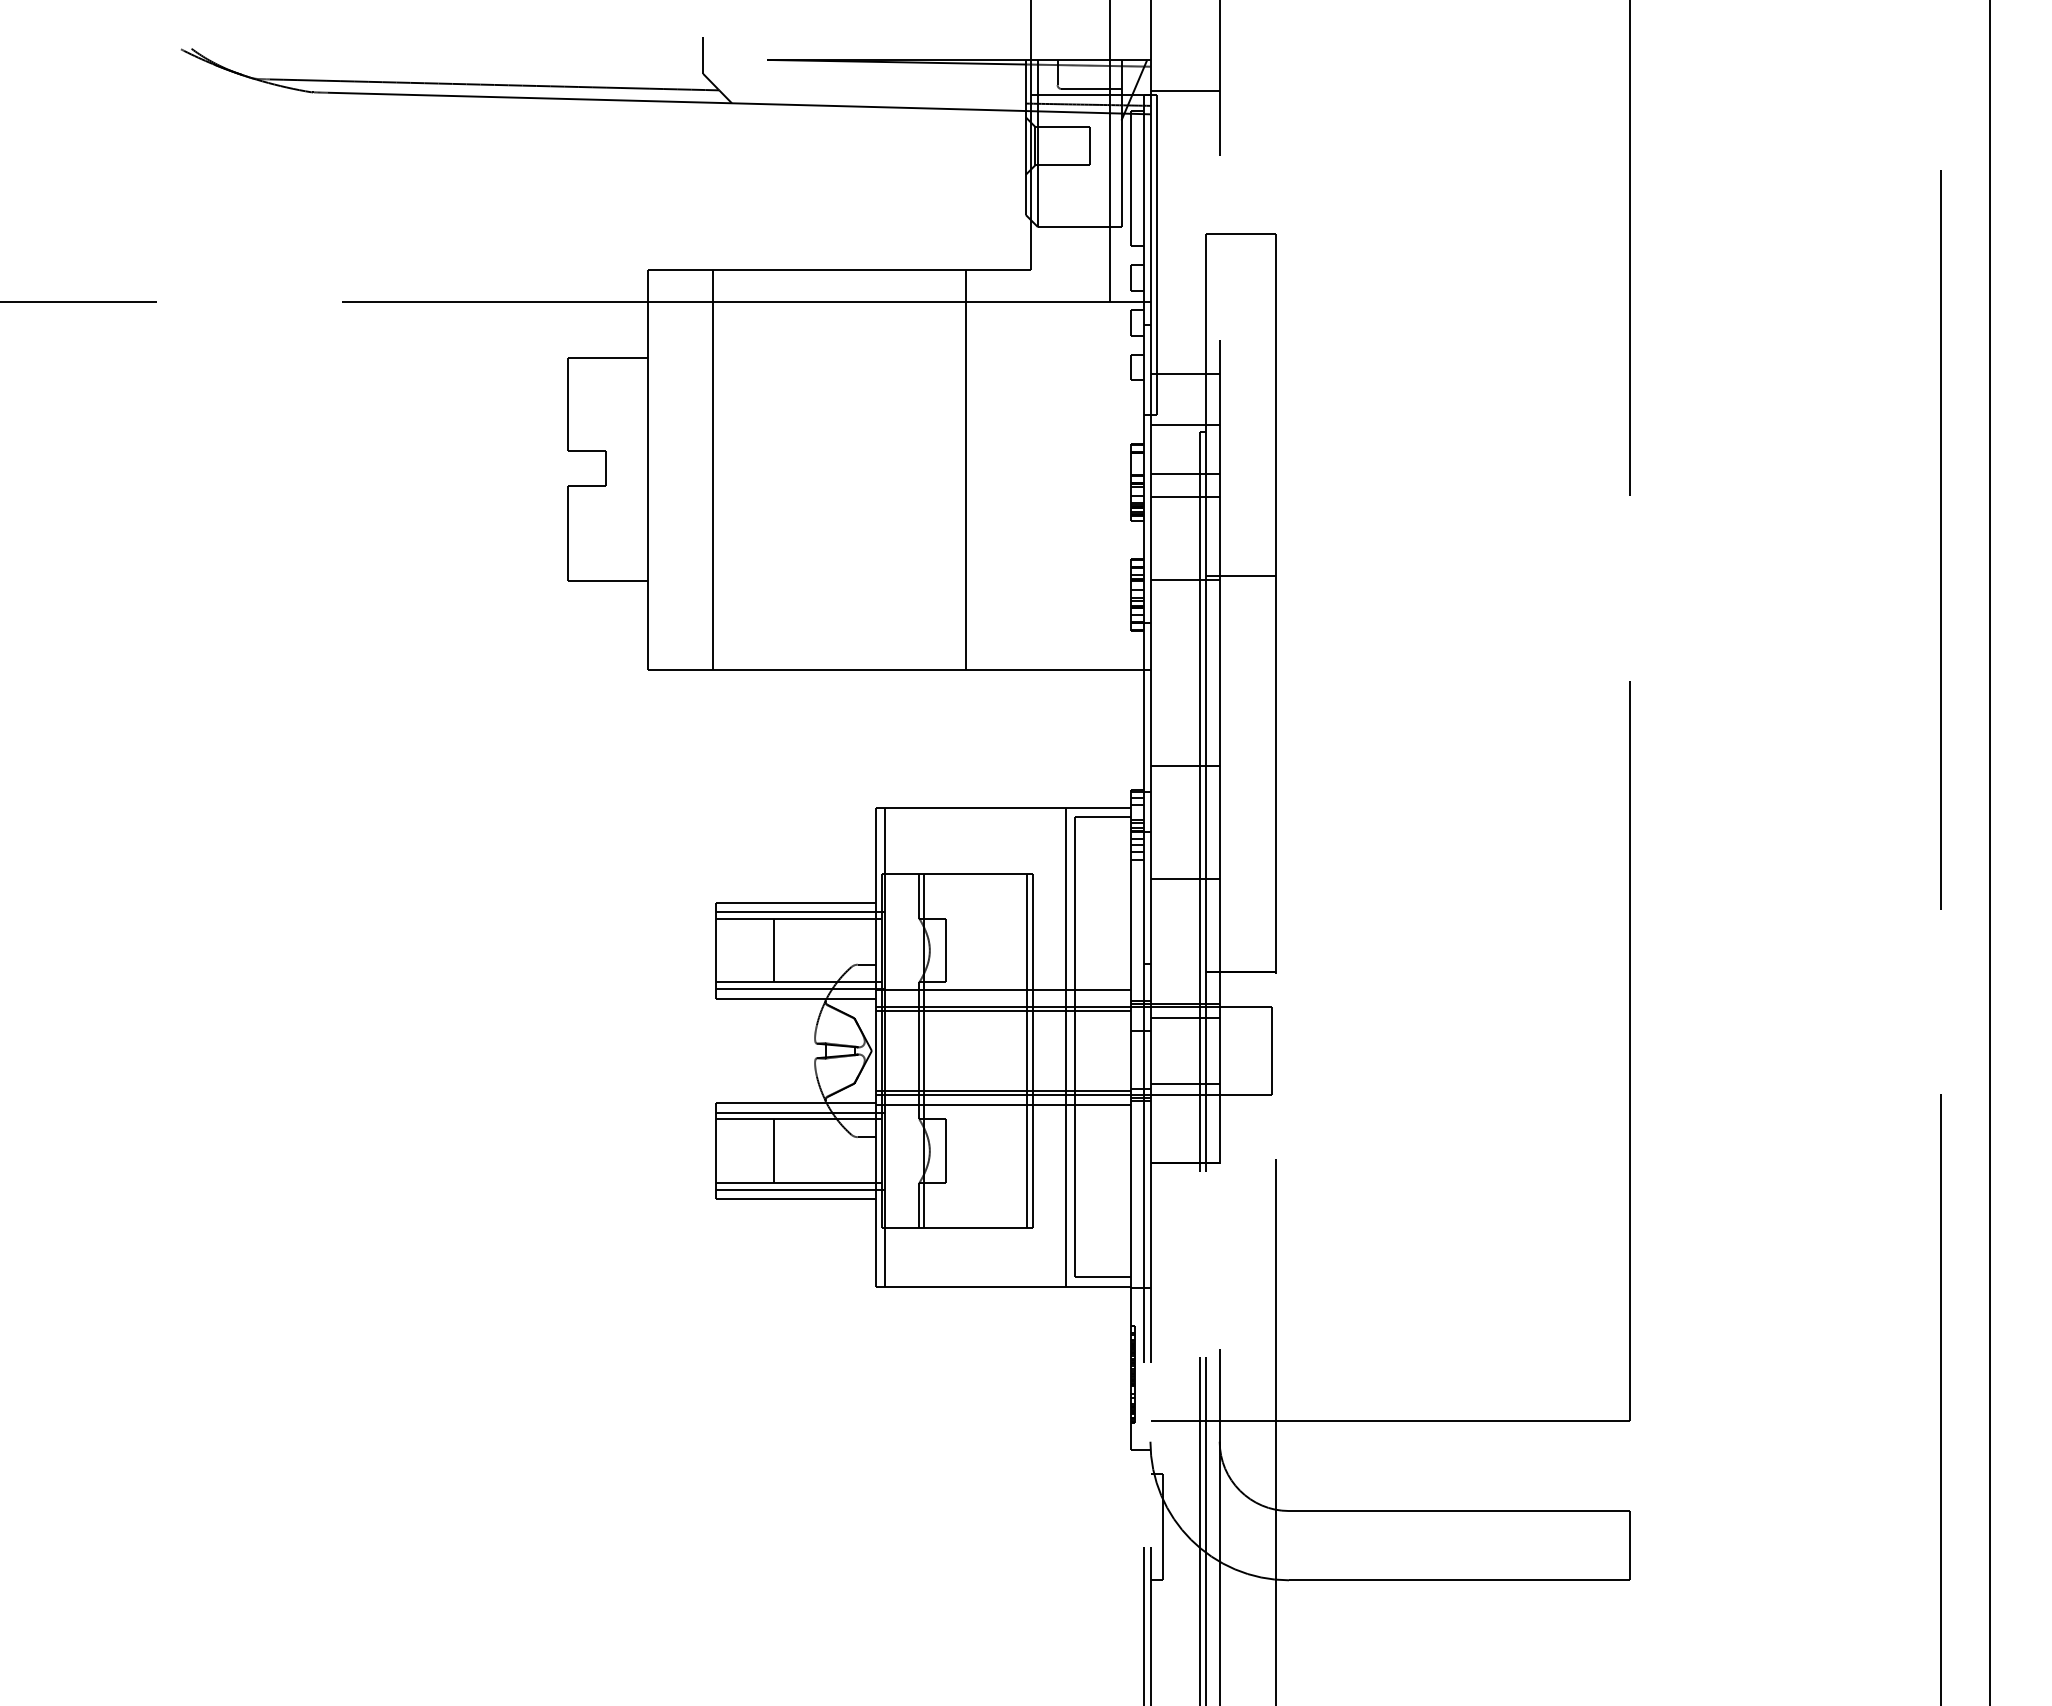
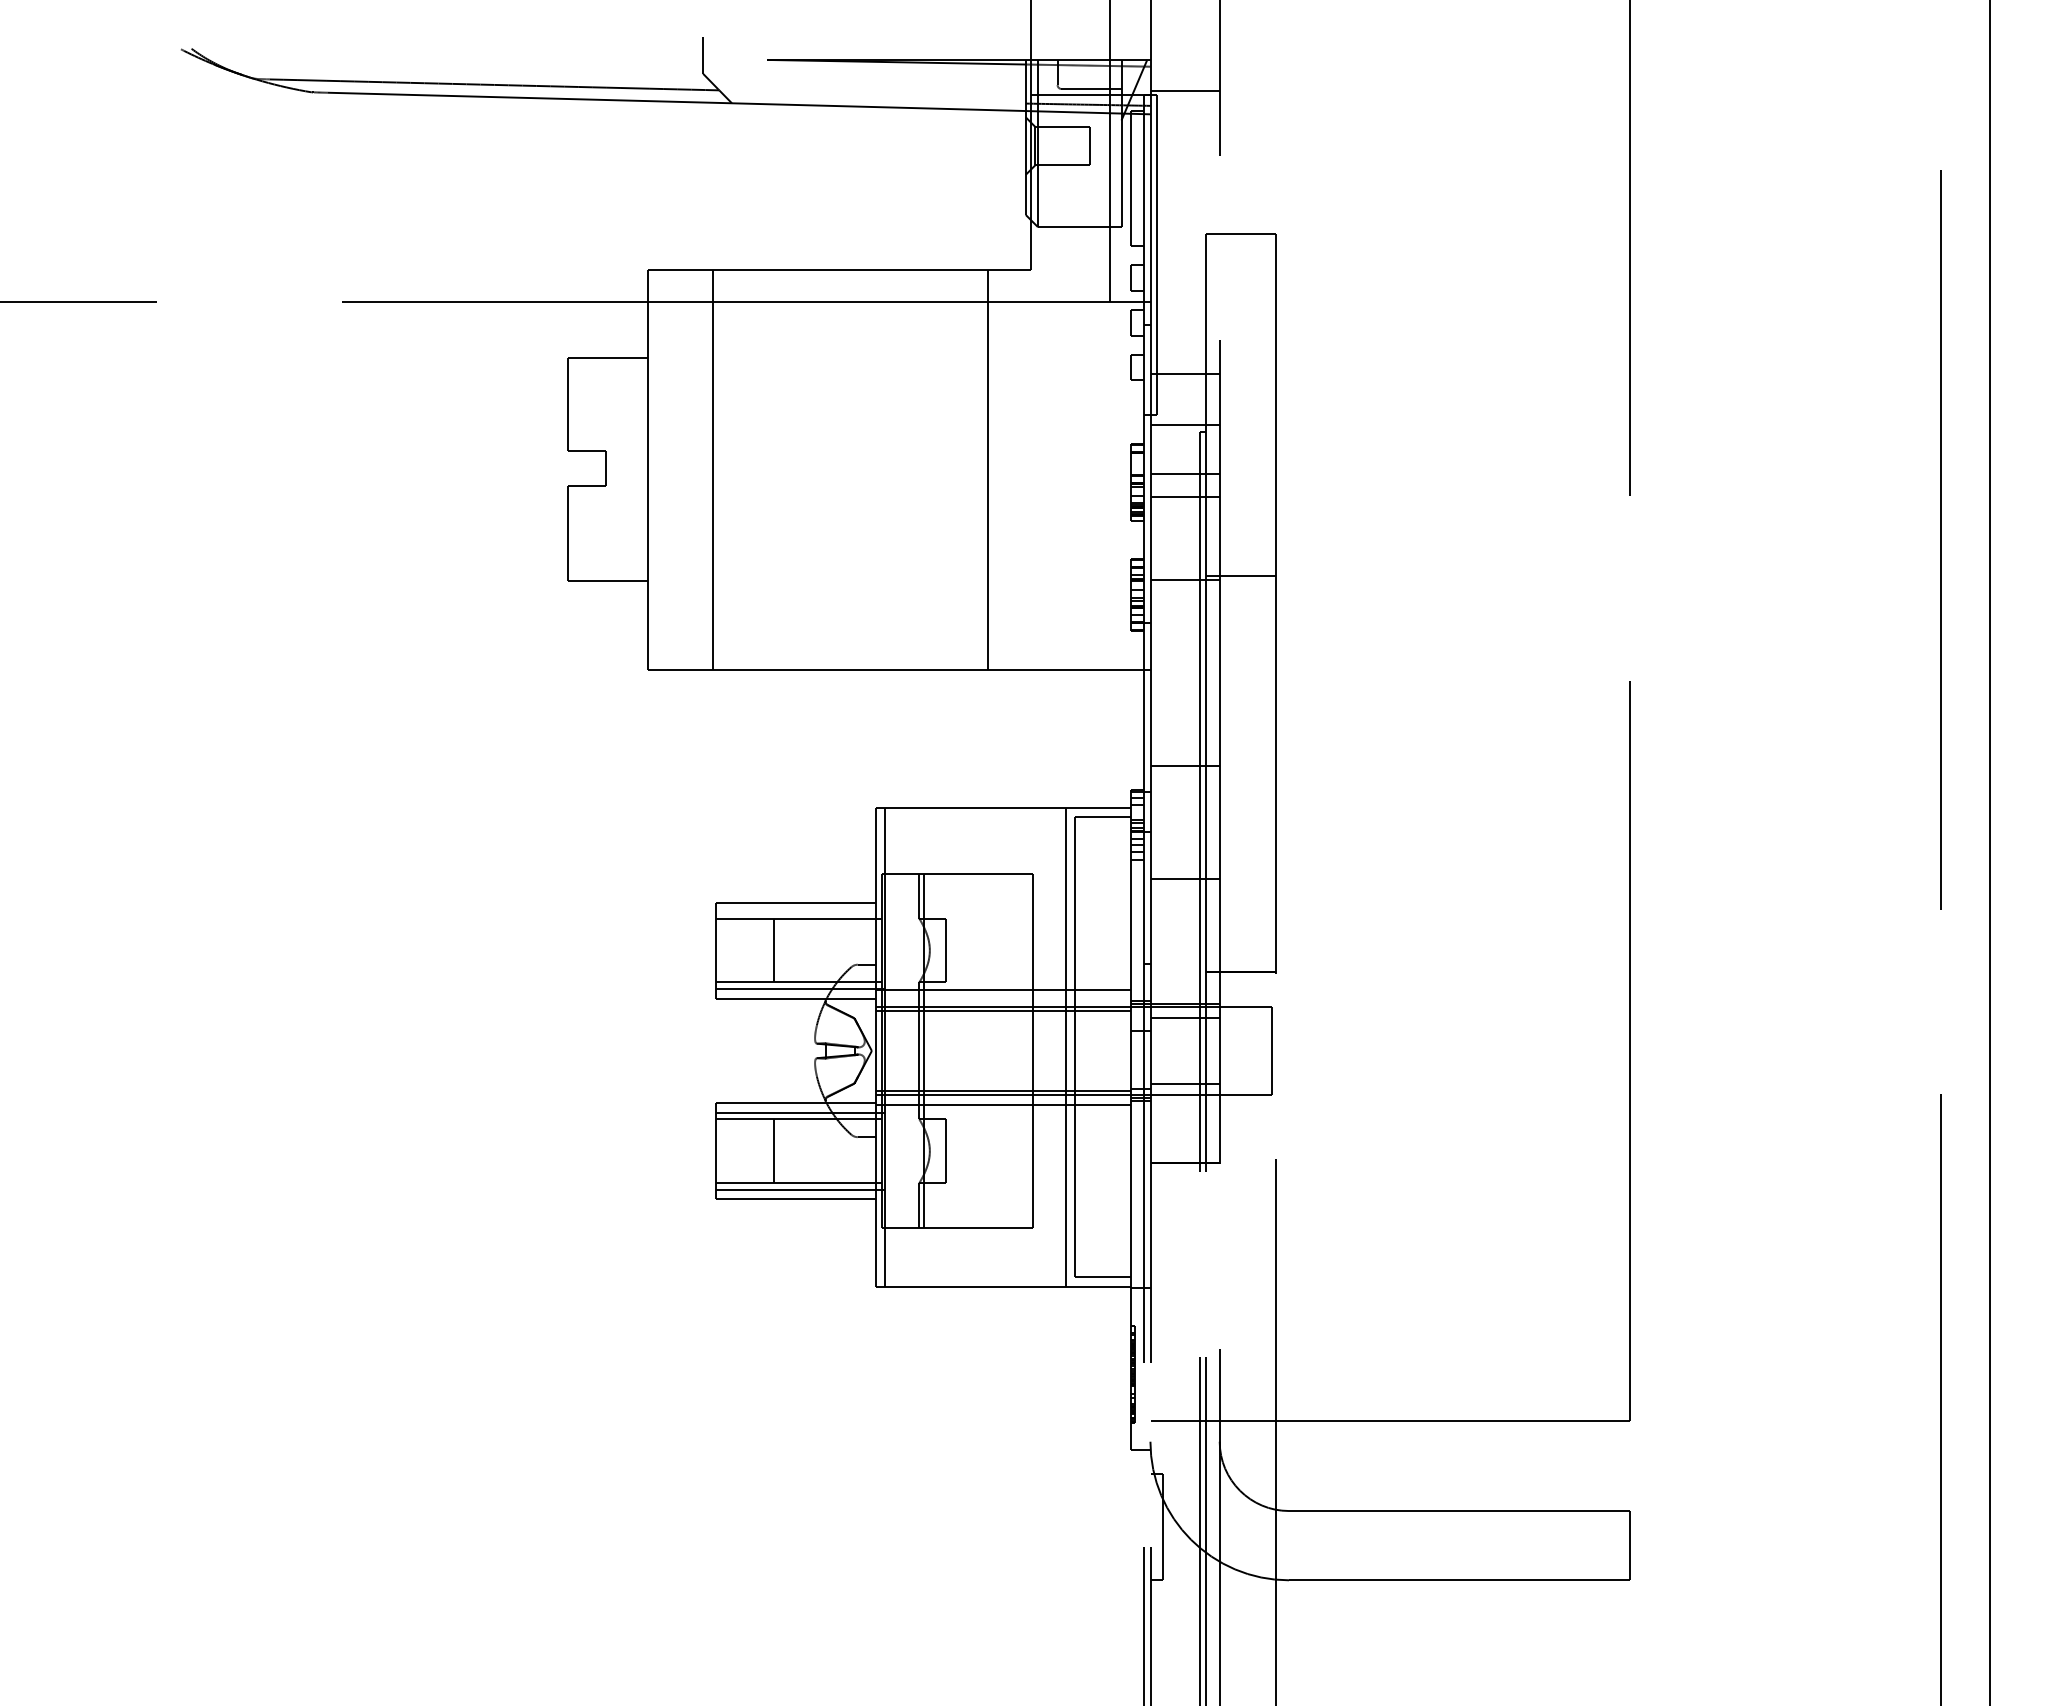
line position: (965, 469) -> (987, 469) (987, 469)
line: present -> none (800, 912)
line: present -> none (1026, 1050)
